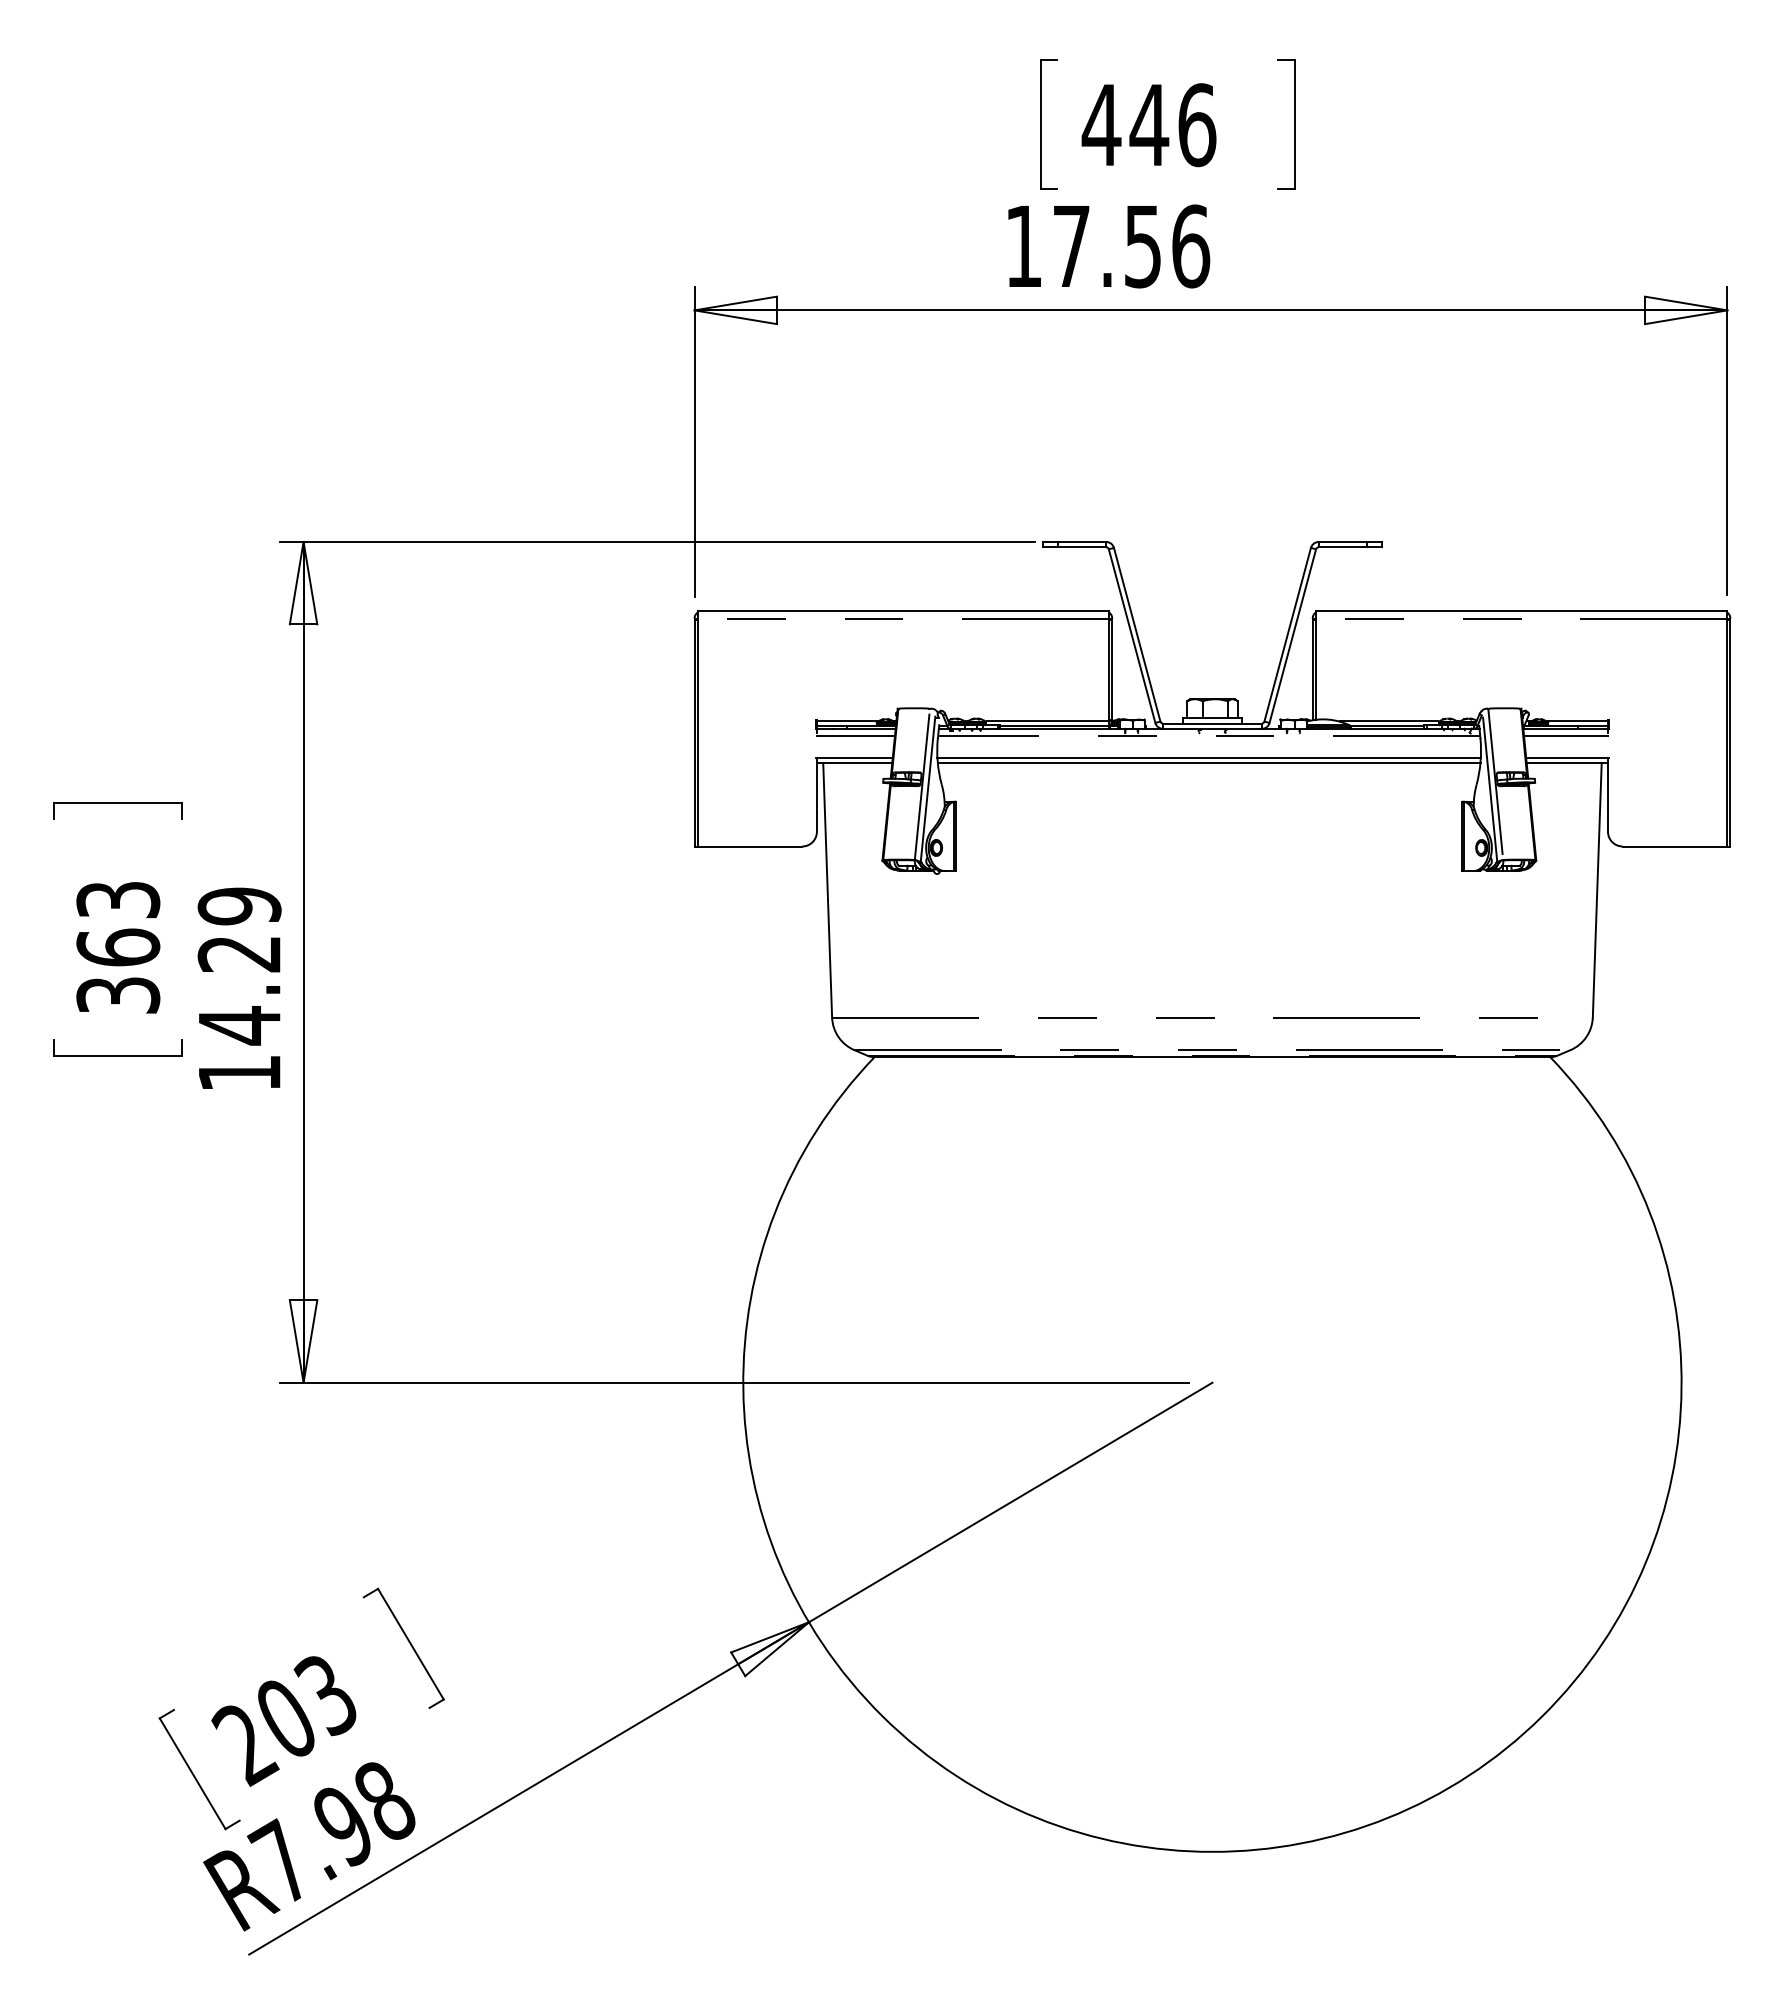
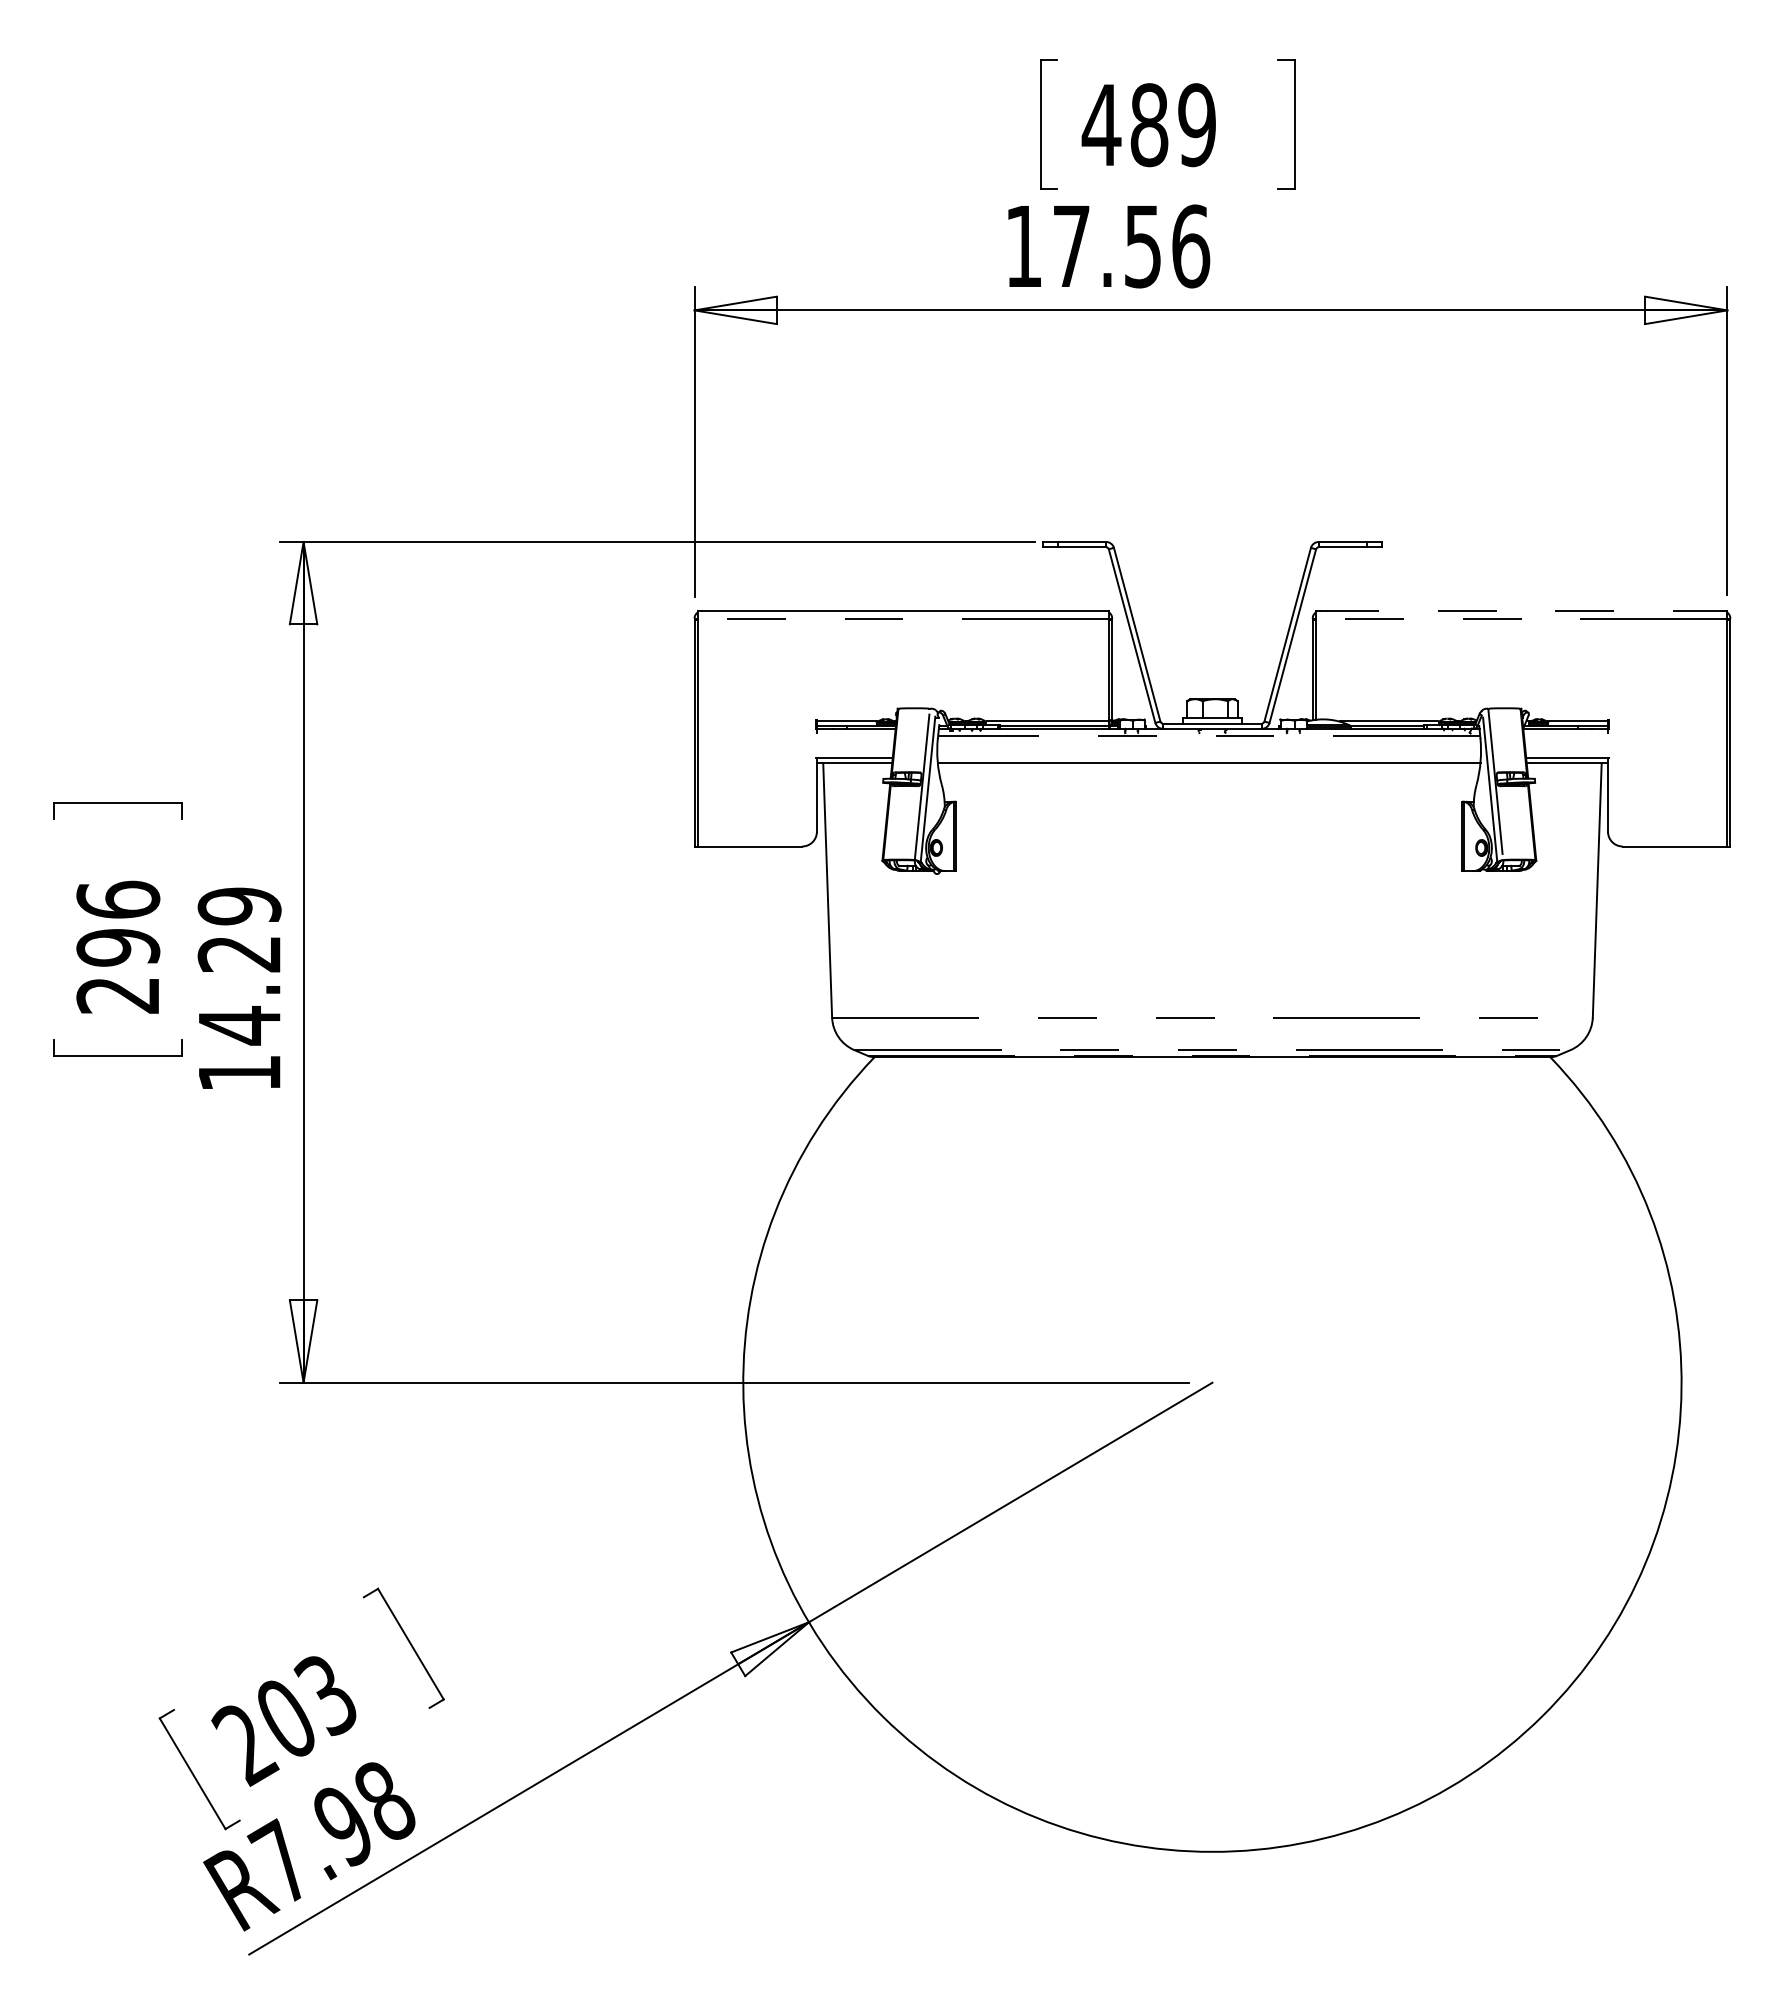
text: 446 -> 489 (1172, 125)
line: solid -> dashed (1522, 611)
line: present -> none (854, 736)
line: present -> none (1566, 736)
line: present -> none (1208, 758)
text: 363 -> 296 (118, 946)
